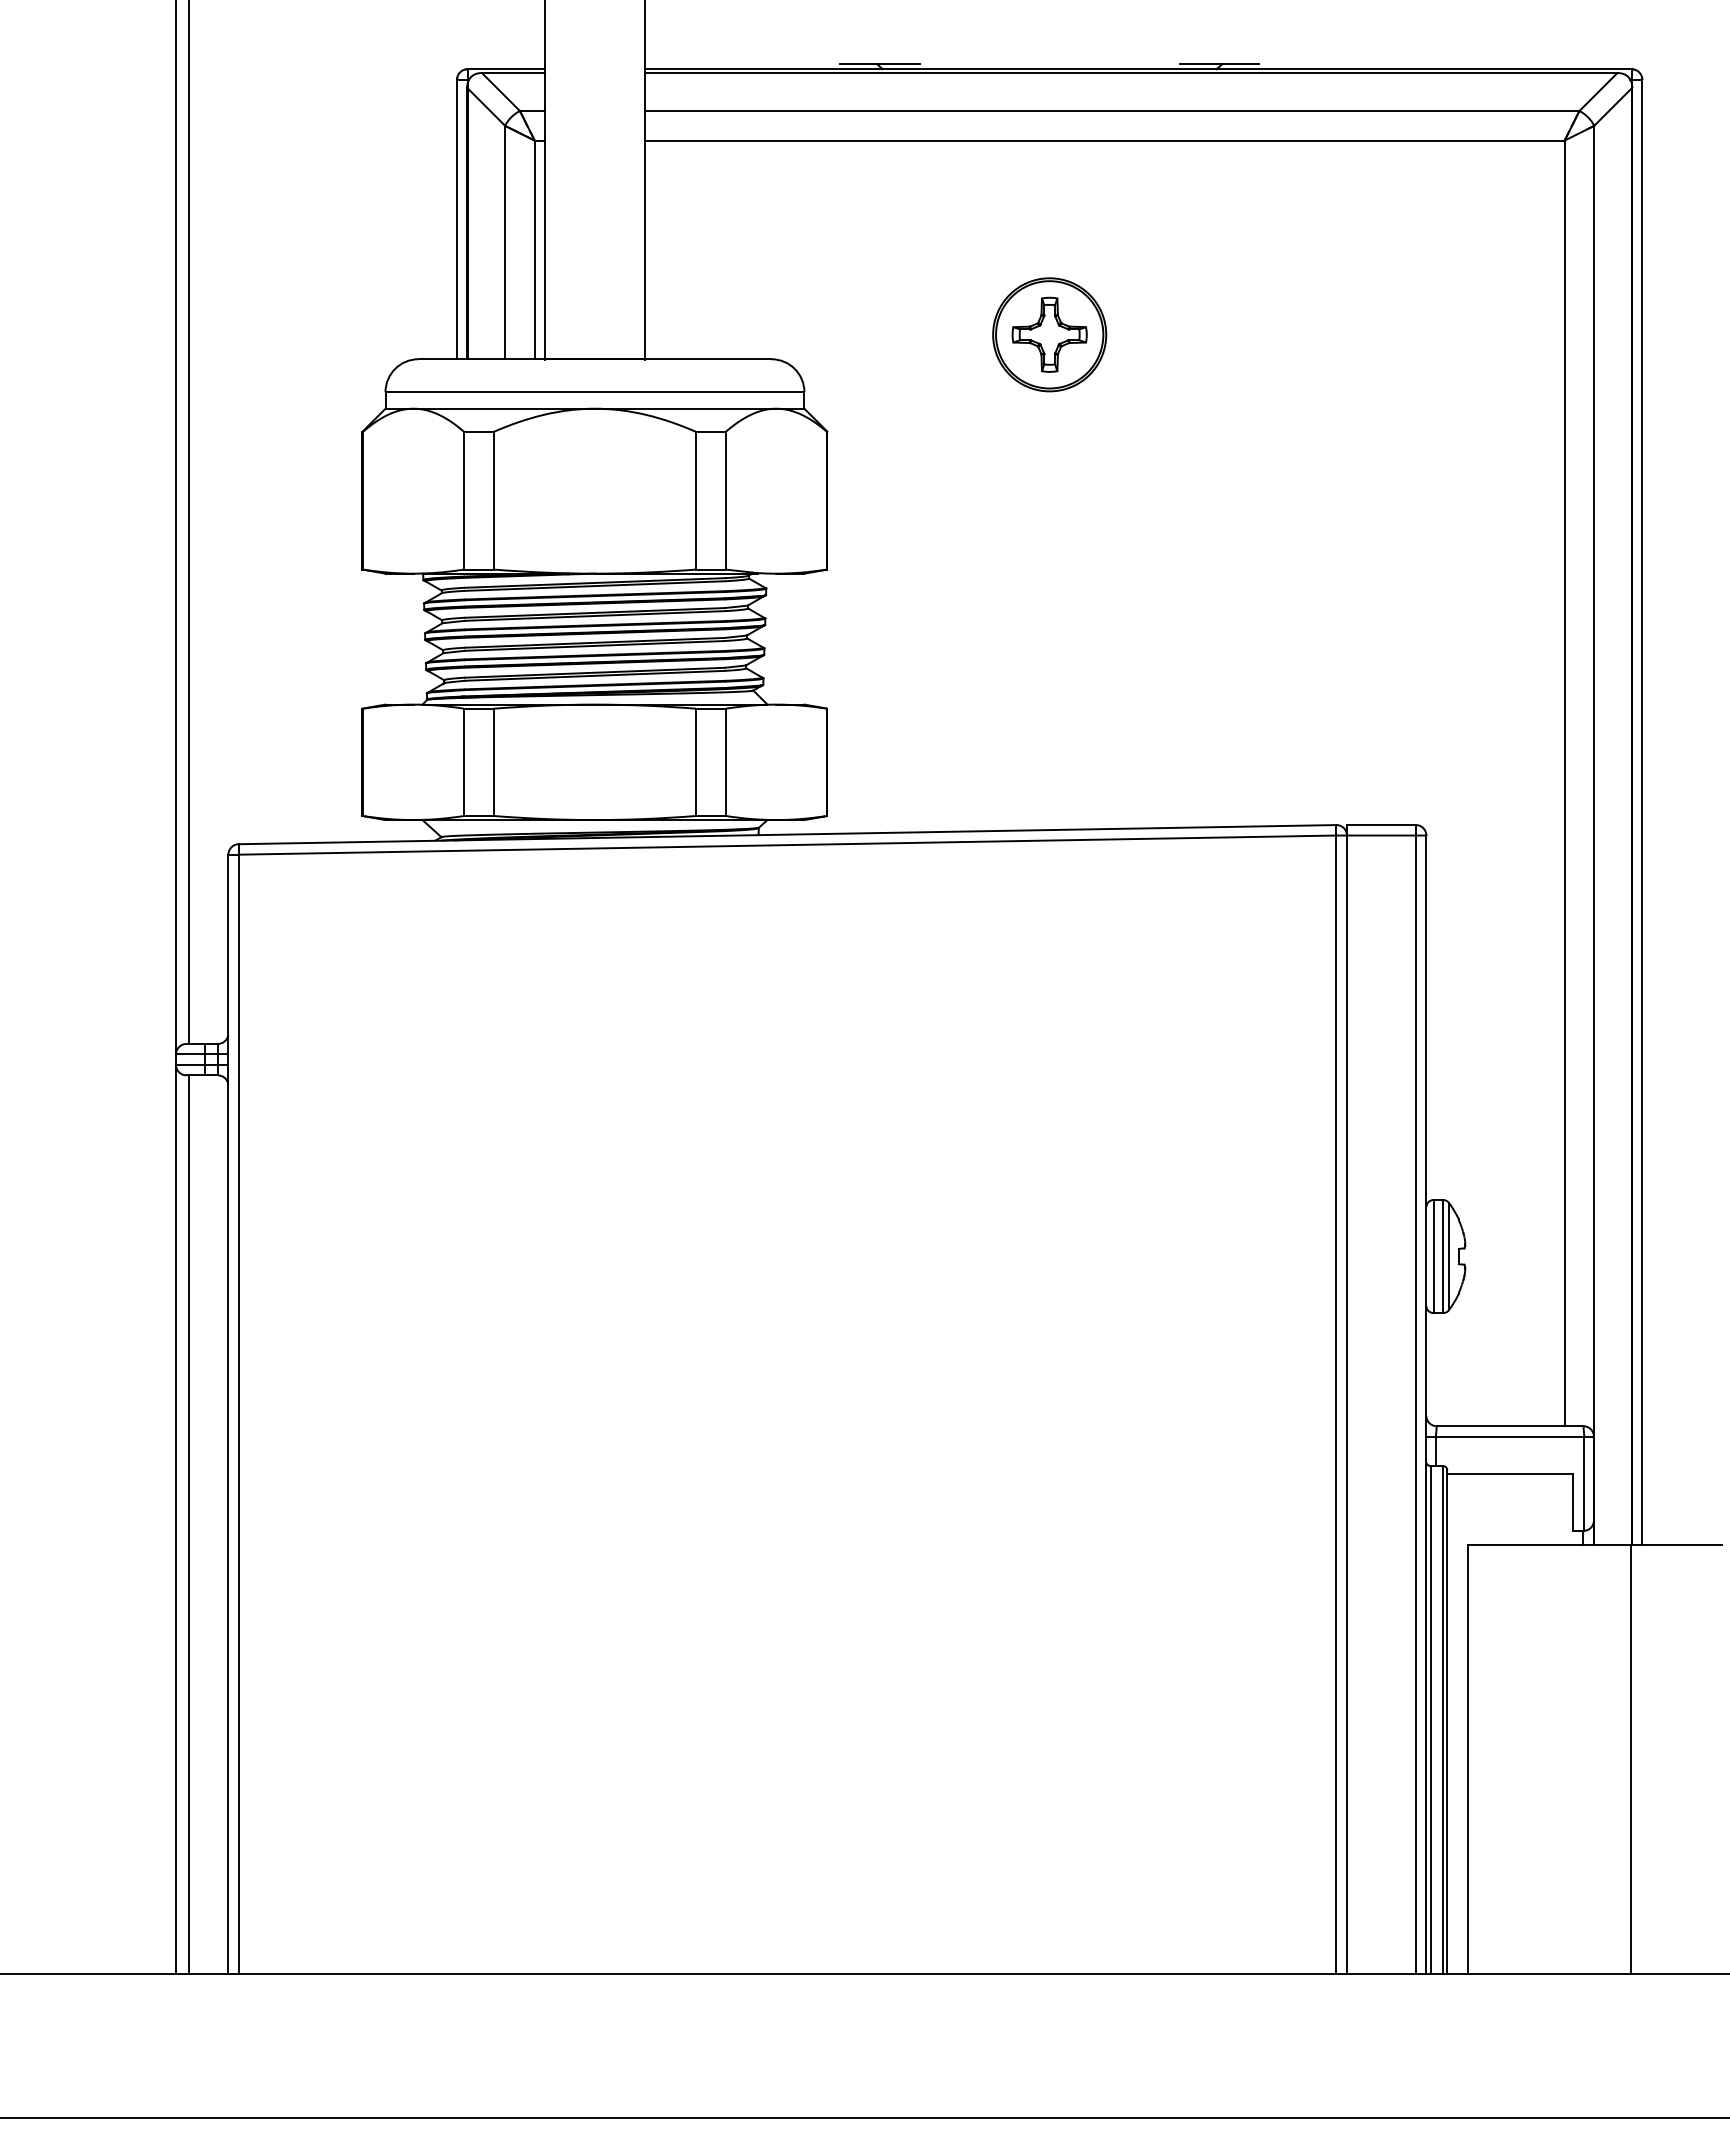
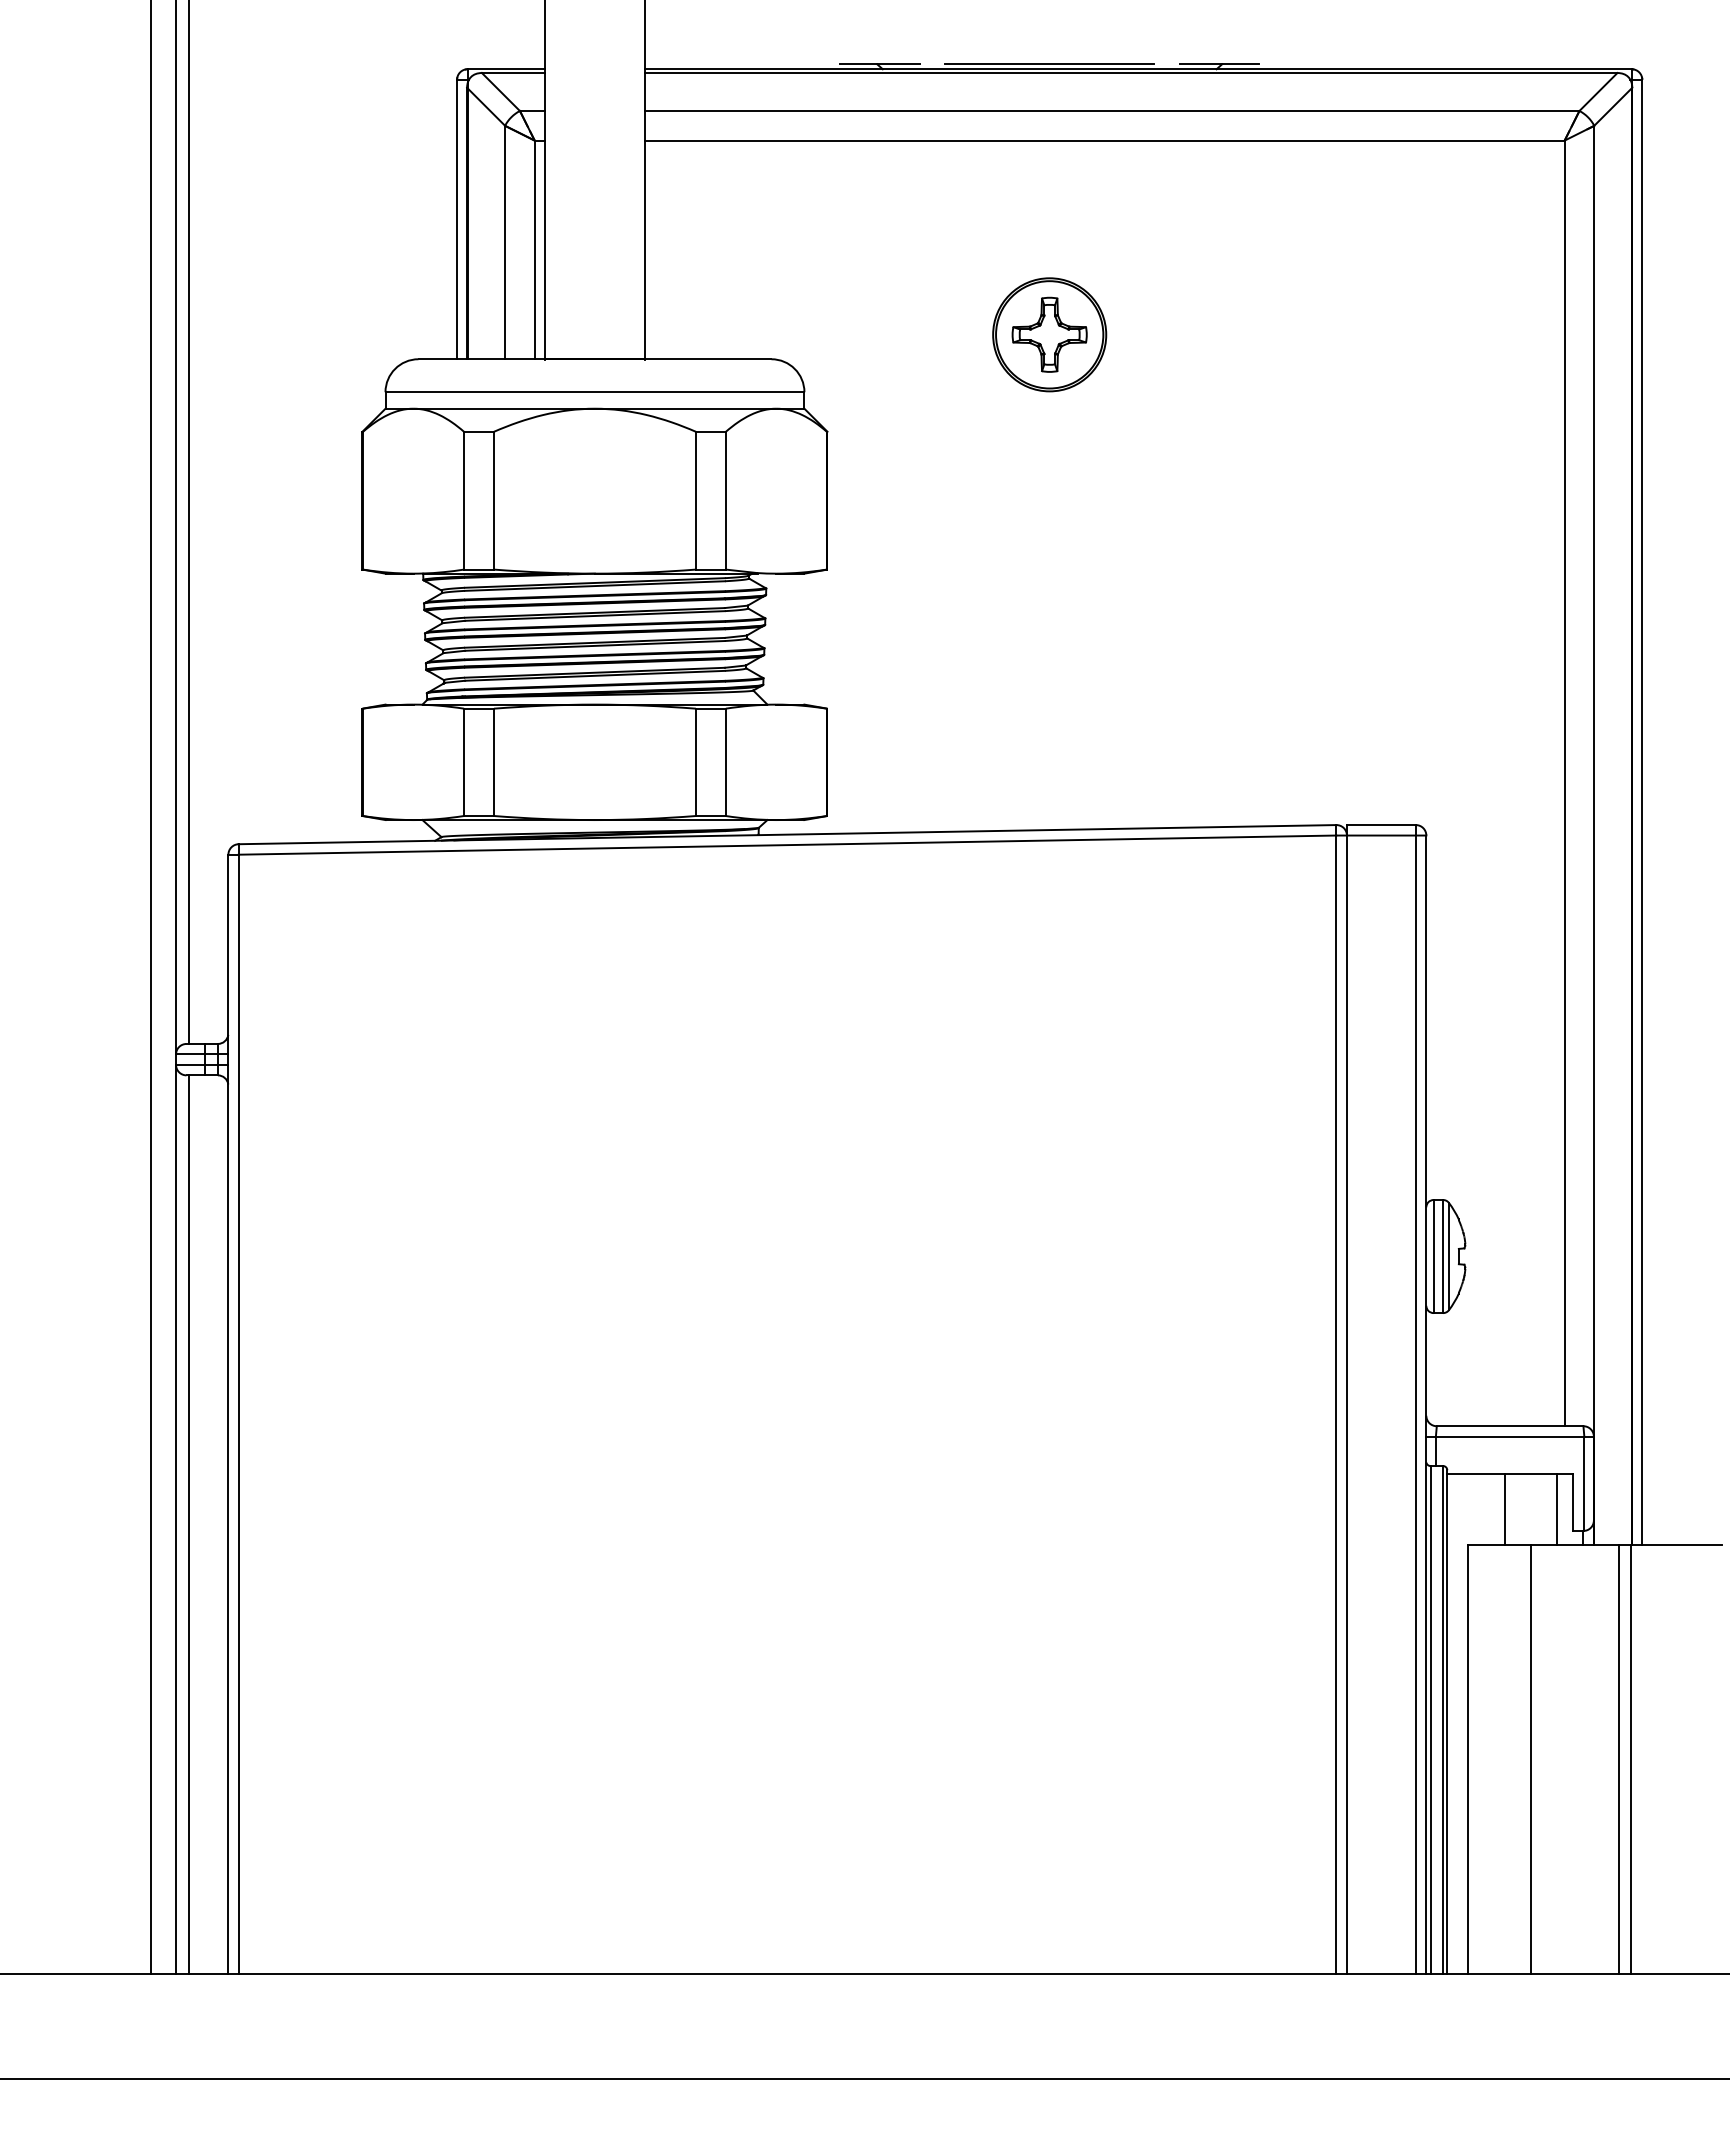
line: none -> present (1049, 64)
line: none -> present (150, 987)
line: none -> present (1504, 1509)
line: none -> present (1557, 1509)
line: none -> present (1531, 1758)
line: none -> present (1619, 1758)
line position: (864, 2117) -> (864, 2078) (864, 2078)
